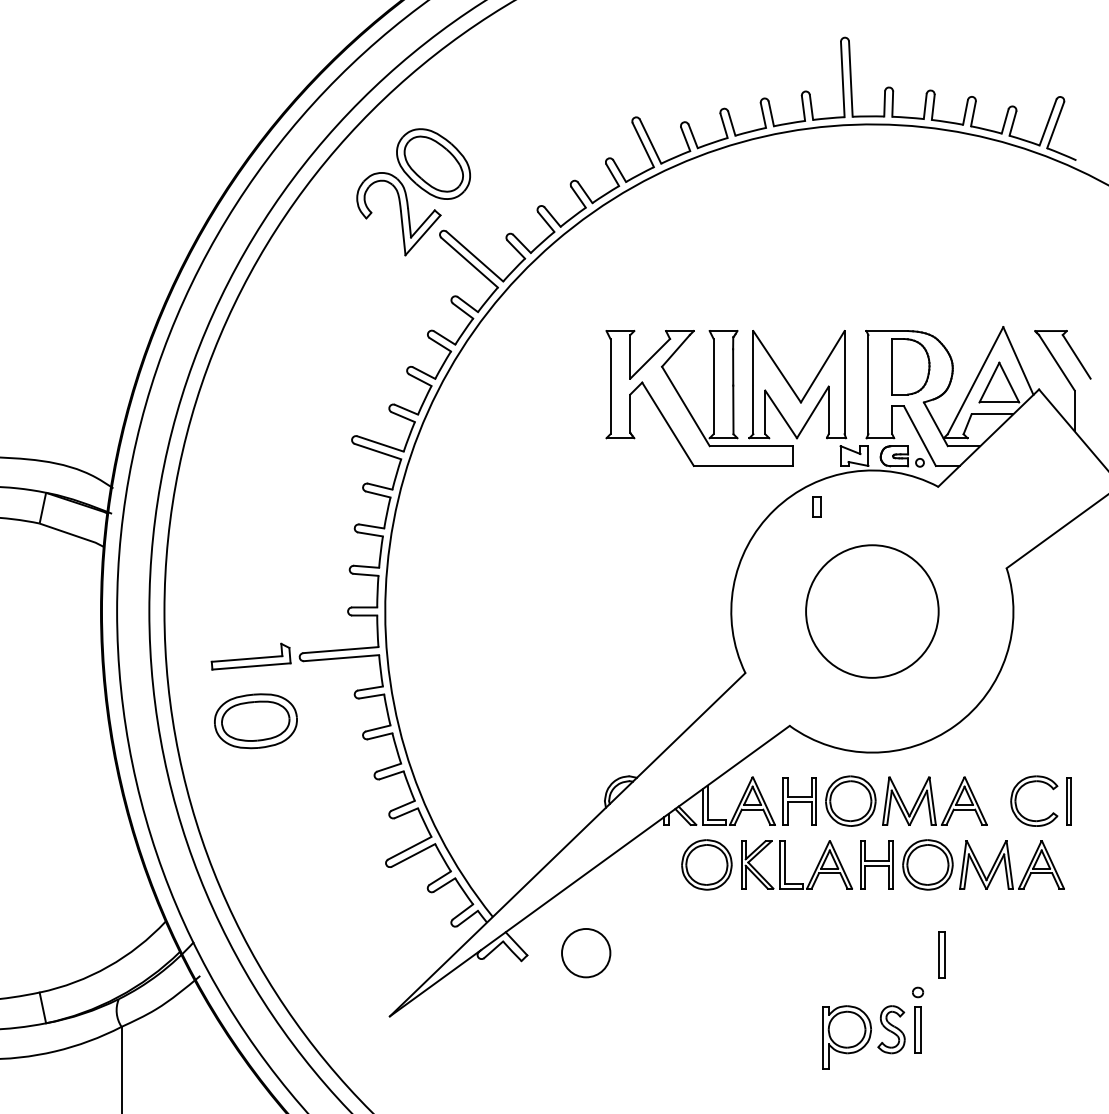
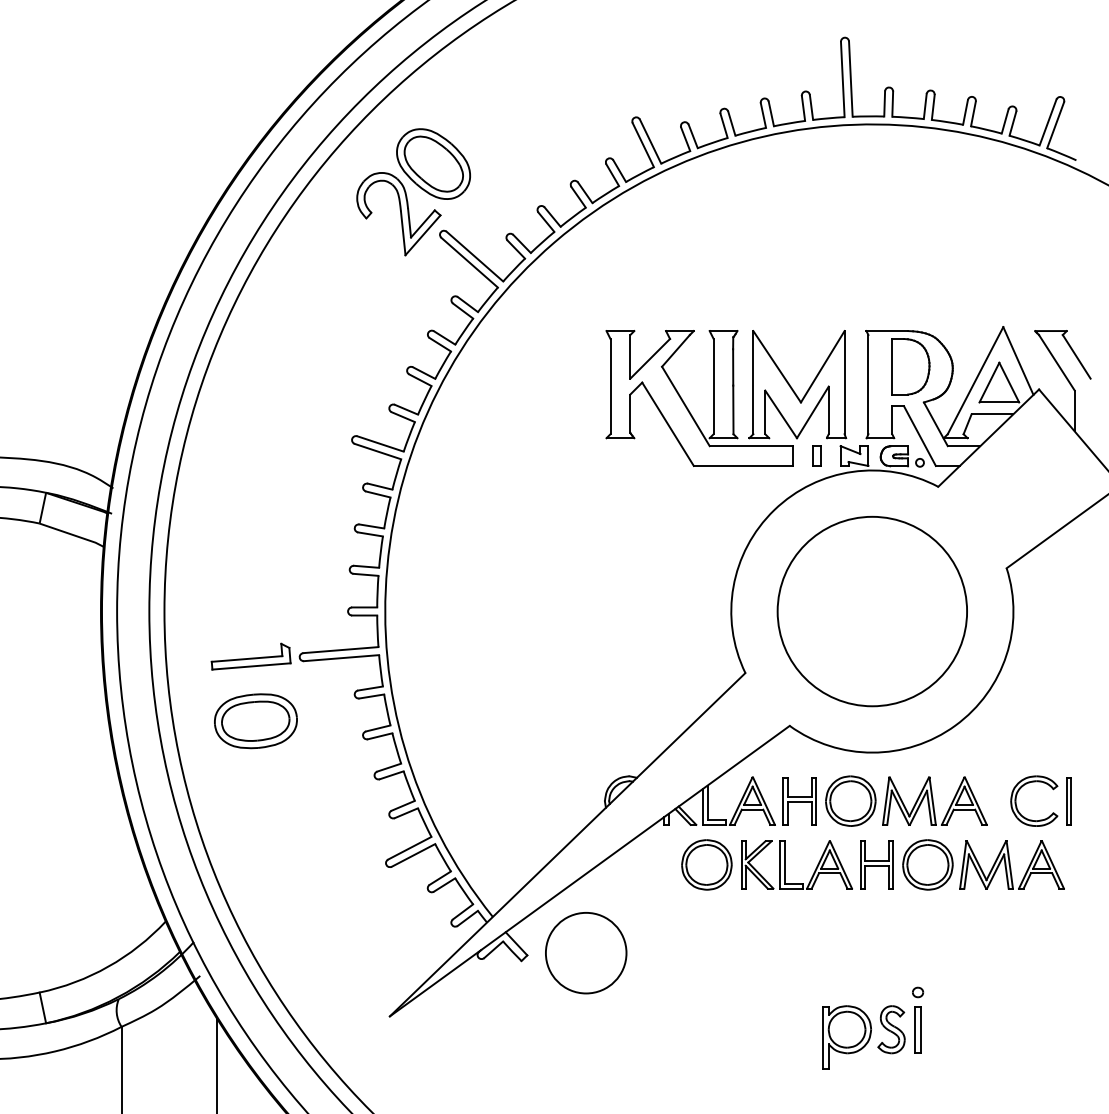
part position: (816, 506) -> (816, 455) (816, 455)
circle diameter: 133 px -> 189 px (872, 611)
circle diameter: 48 px -> 81 px (585, 952)
part: present -> none (941, 954)
line: none -> present (217, 1064)
